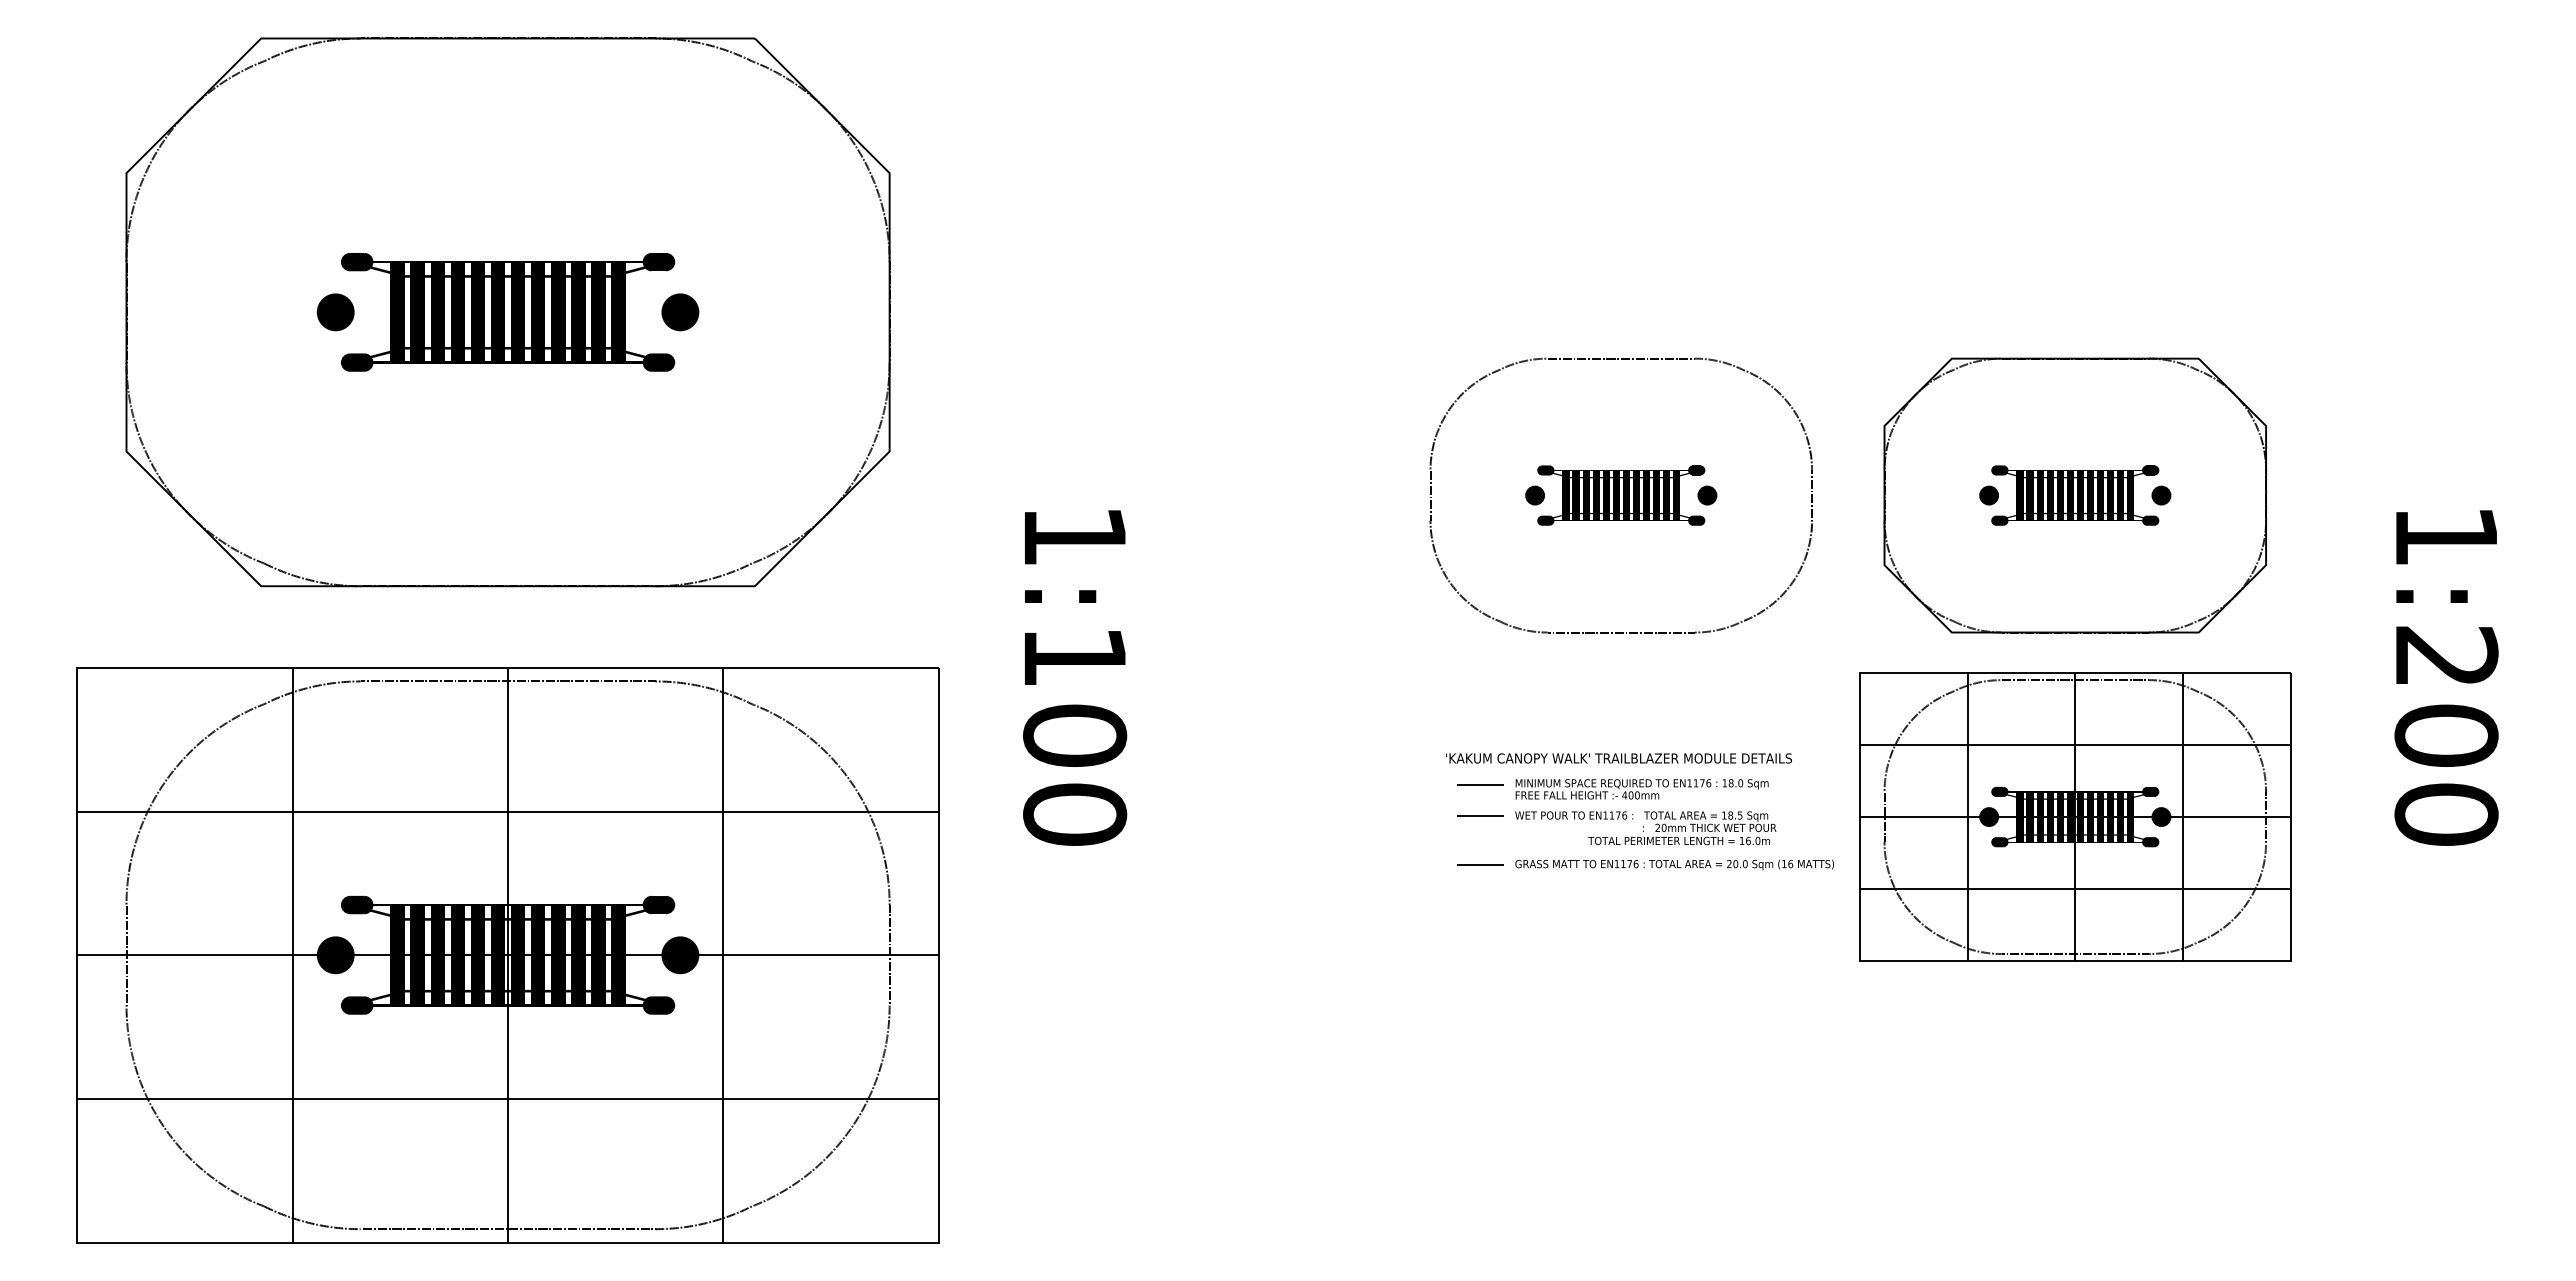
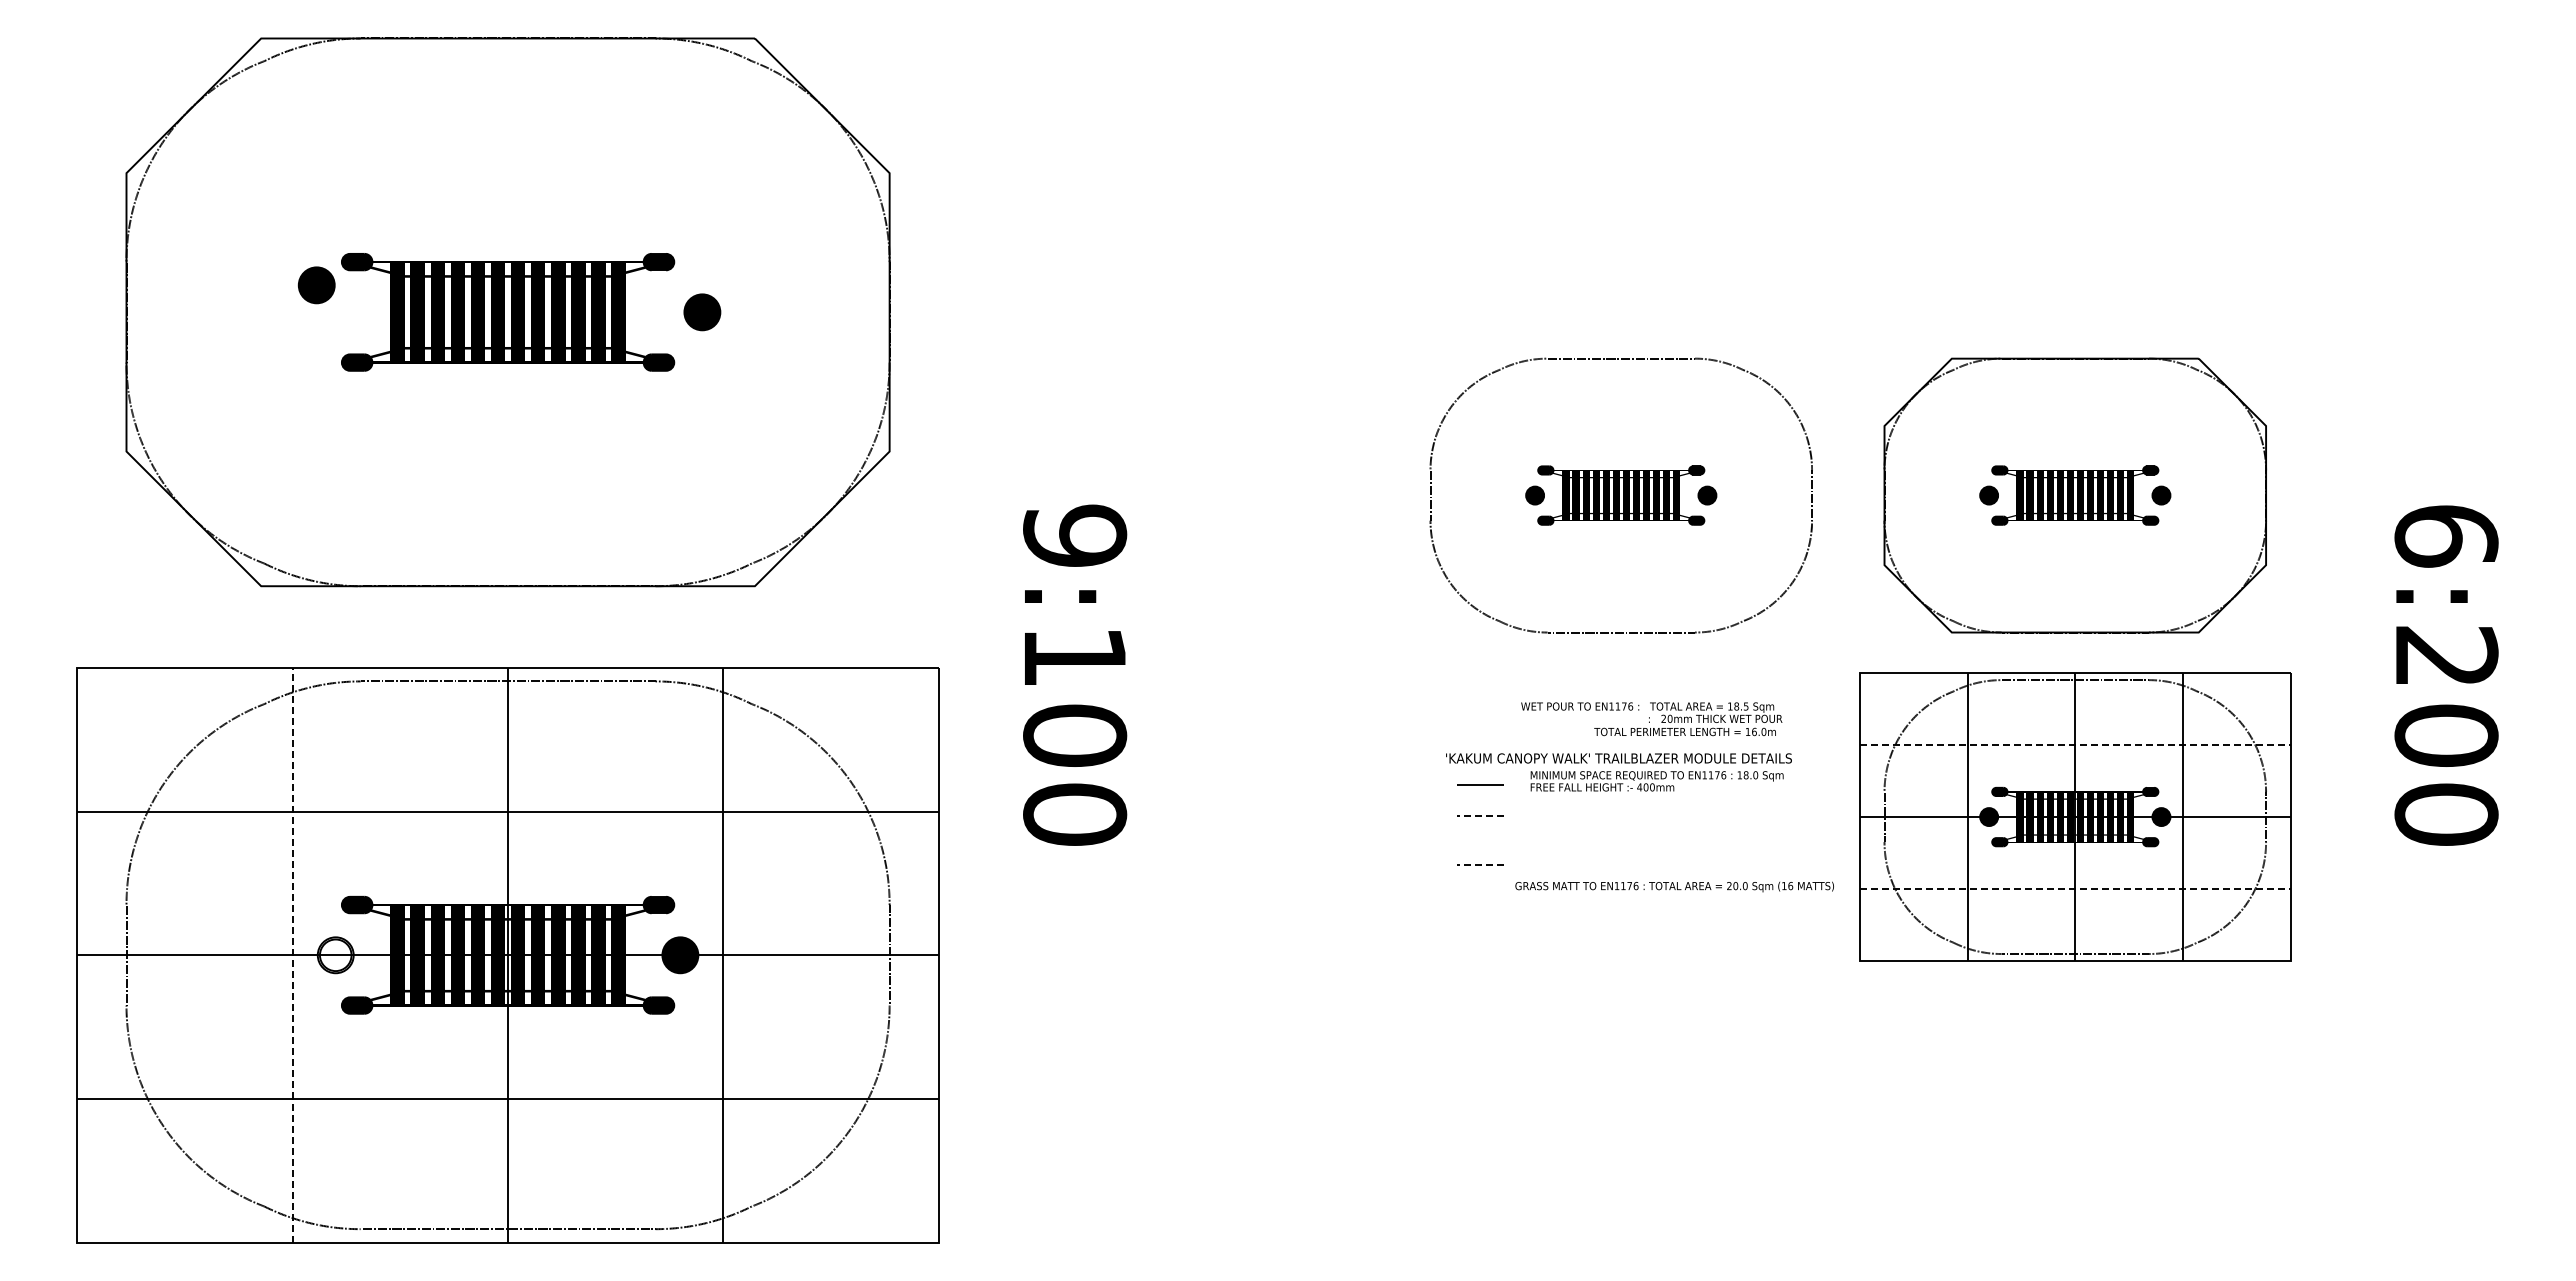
part position: (335, 312) -> (316, 285) (316, 285)
part position: (680, 312) -> (702, 312) (702, 312)
text: 1:100 -> 9:100 (1075, 535)
text: 1:200 -> 6:200 (2446, 536)
line: solid -> dashed (2075, 745)
text position: (1641, 789) -> (1656, 781) (1656, 781)
line: solid -> dashed (1480, 816)
text position: (1645, 828) -> (1651, 719) (1651, 719)
line: solid -> dashed (1480, 864)
text position: (1674, 864) -> (1674, 886) (1674, 886)
line: solid -> dashed (2075, 888)
line: solid -> dashed (292, 954)
fill: present -> none (335, 955)
